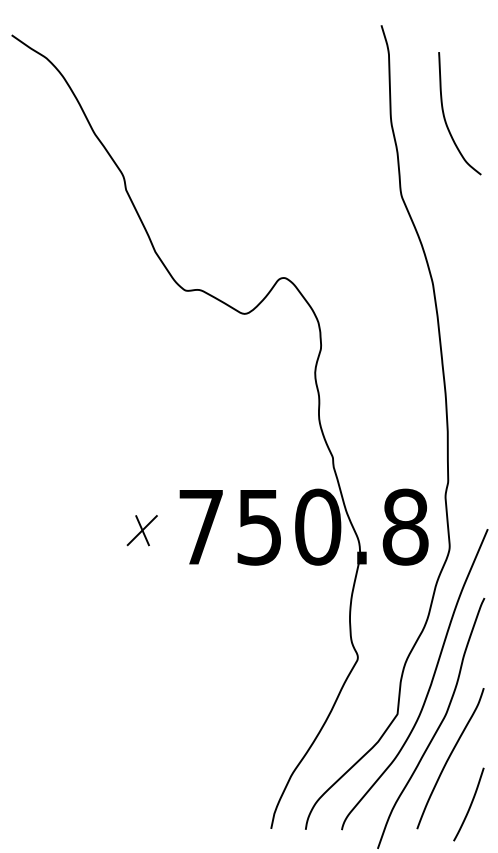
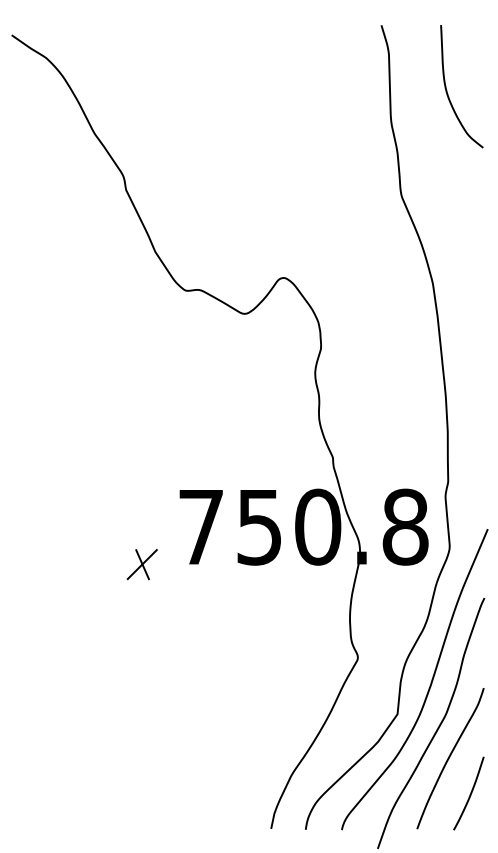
curve position: (445, 117) -> (447, 90) (447, 90)
part position: (141, 530) -> (141, 564) (141, 564)
curve position: (469, 805) -> (469, 794) (469, 794)
